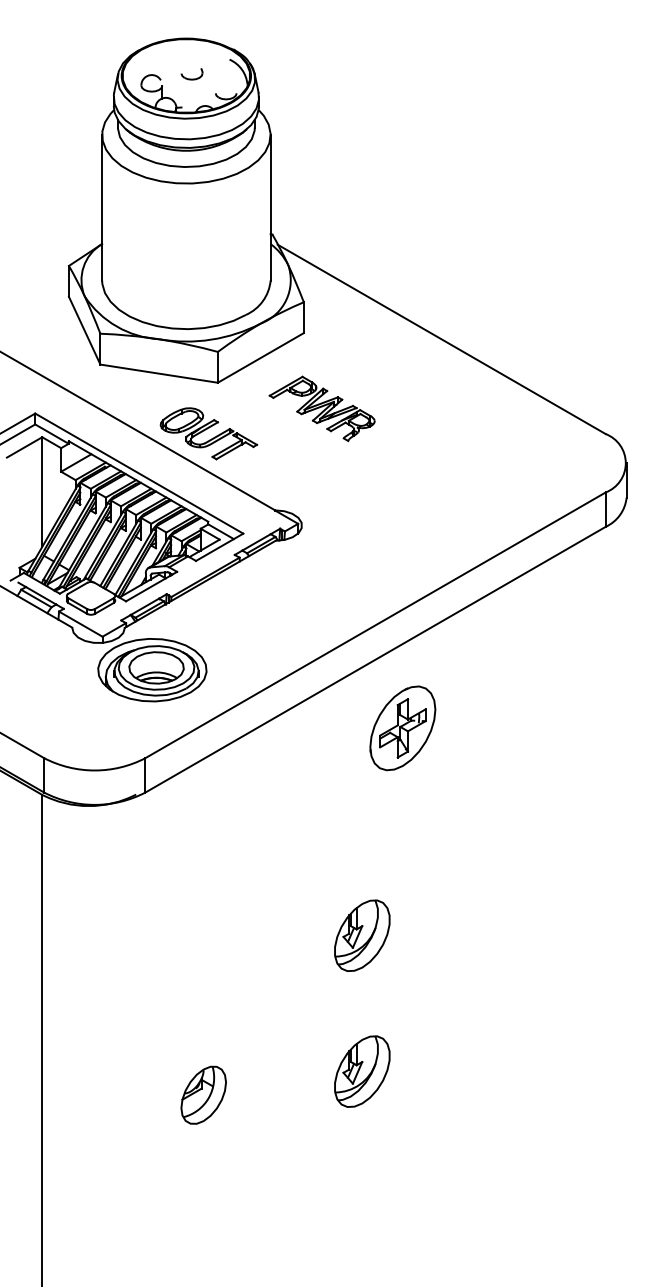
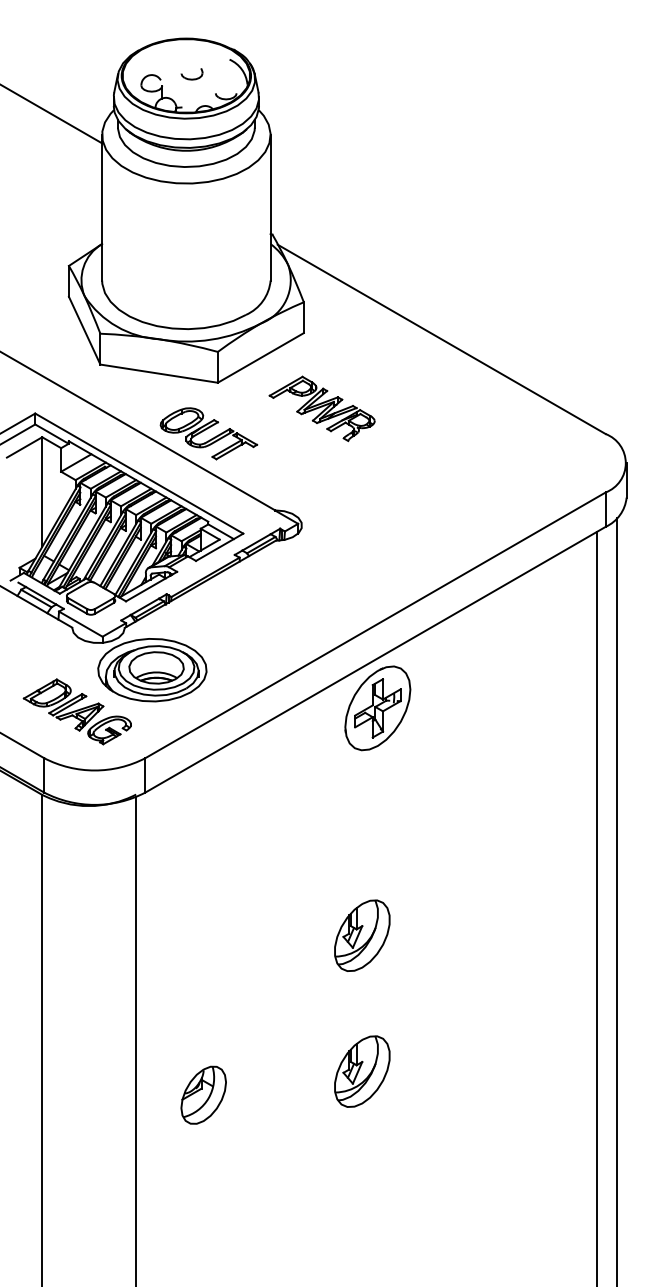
line: none -> present (52, 114)
part: none -> present (76, 711)
part position: (402, 728) -> (377, 708) (377, 708)
line: none -> present (616, 900)
line: none -> present (597, 907)
line: none -> present (136, 1040)
